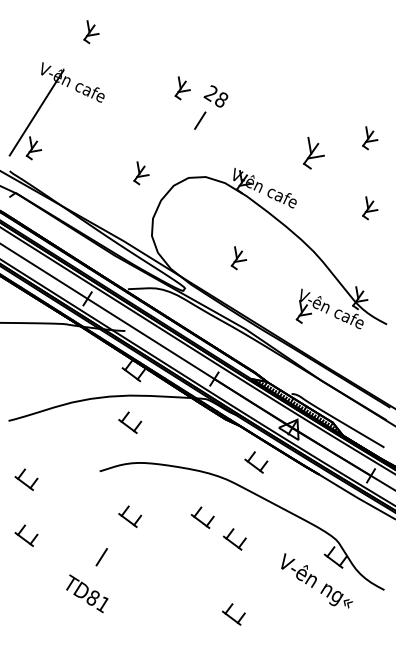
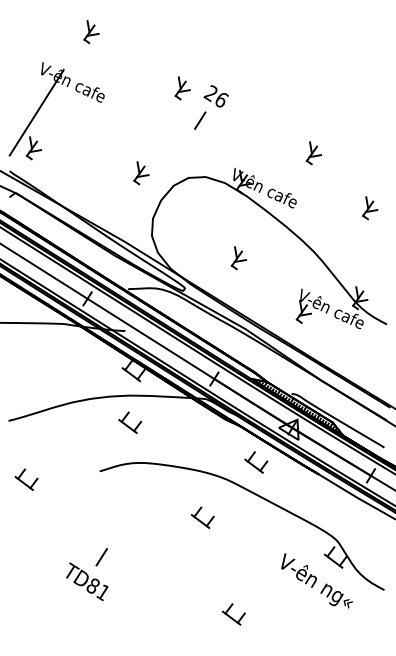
text: 28 -> 26 (221, 99)
part: present -> none (370, 138)
part size: 22x33 px -> 18x25 px (313, 153)
part: present -> none (130, 516)
part: present -> none (26, 535)
part: present -> none (234, 539)
text position: (87, 593) -> (87, 581) (87, 581)
